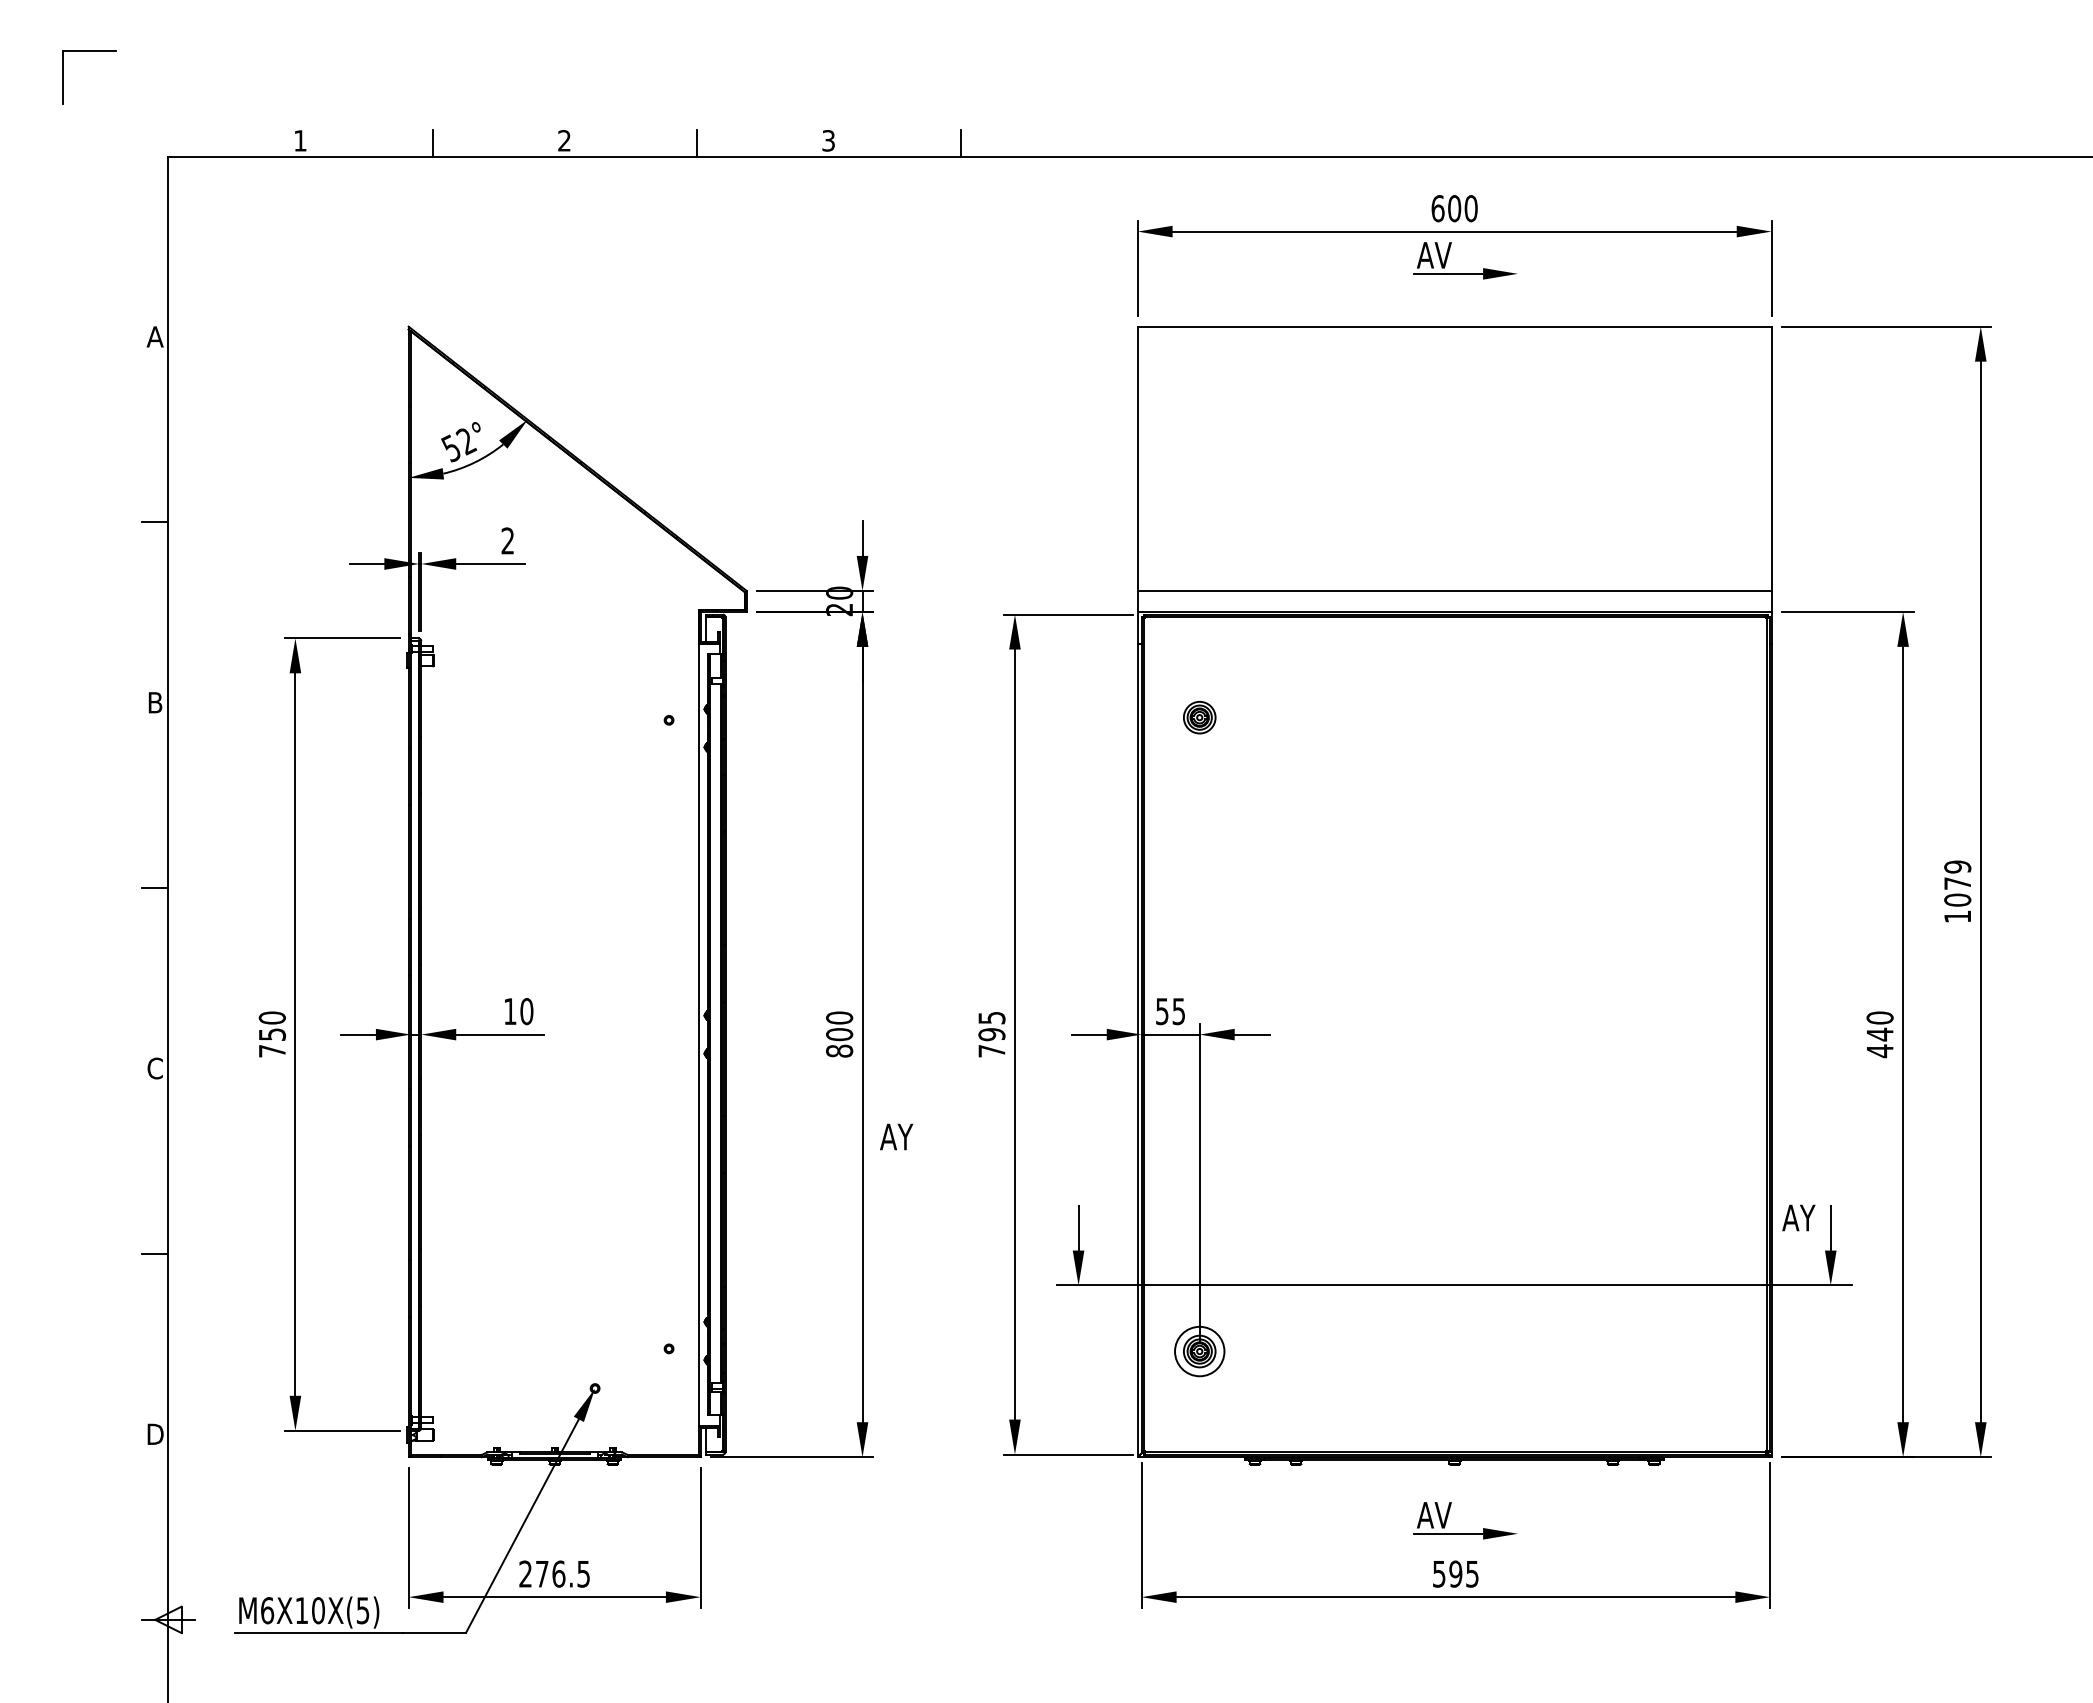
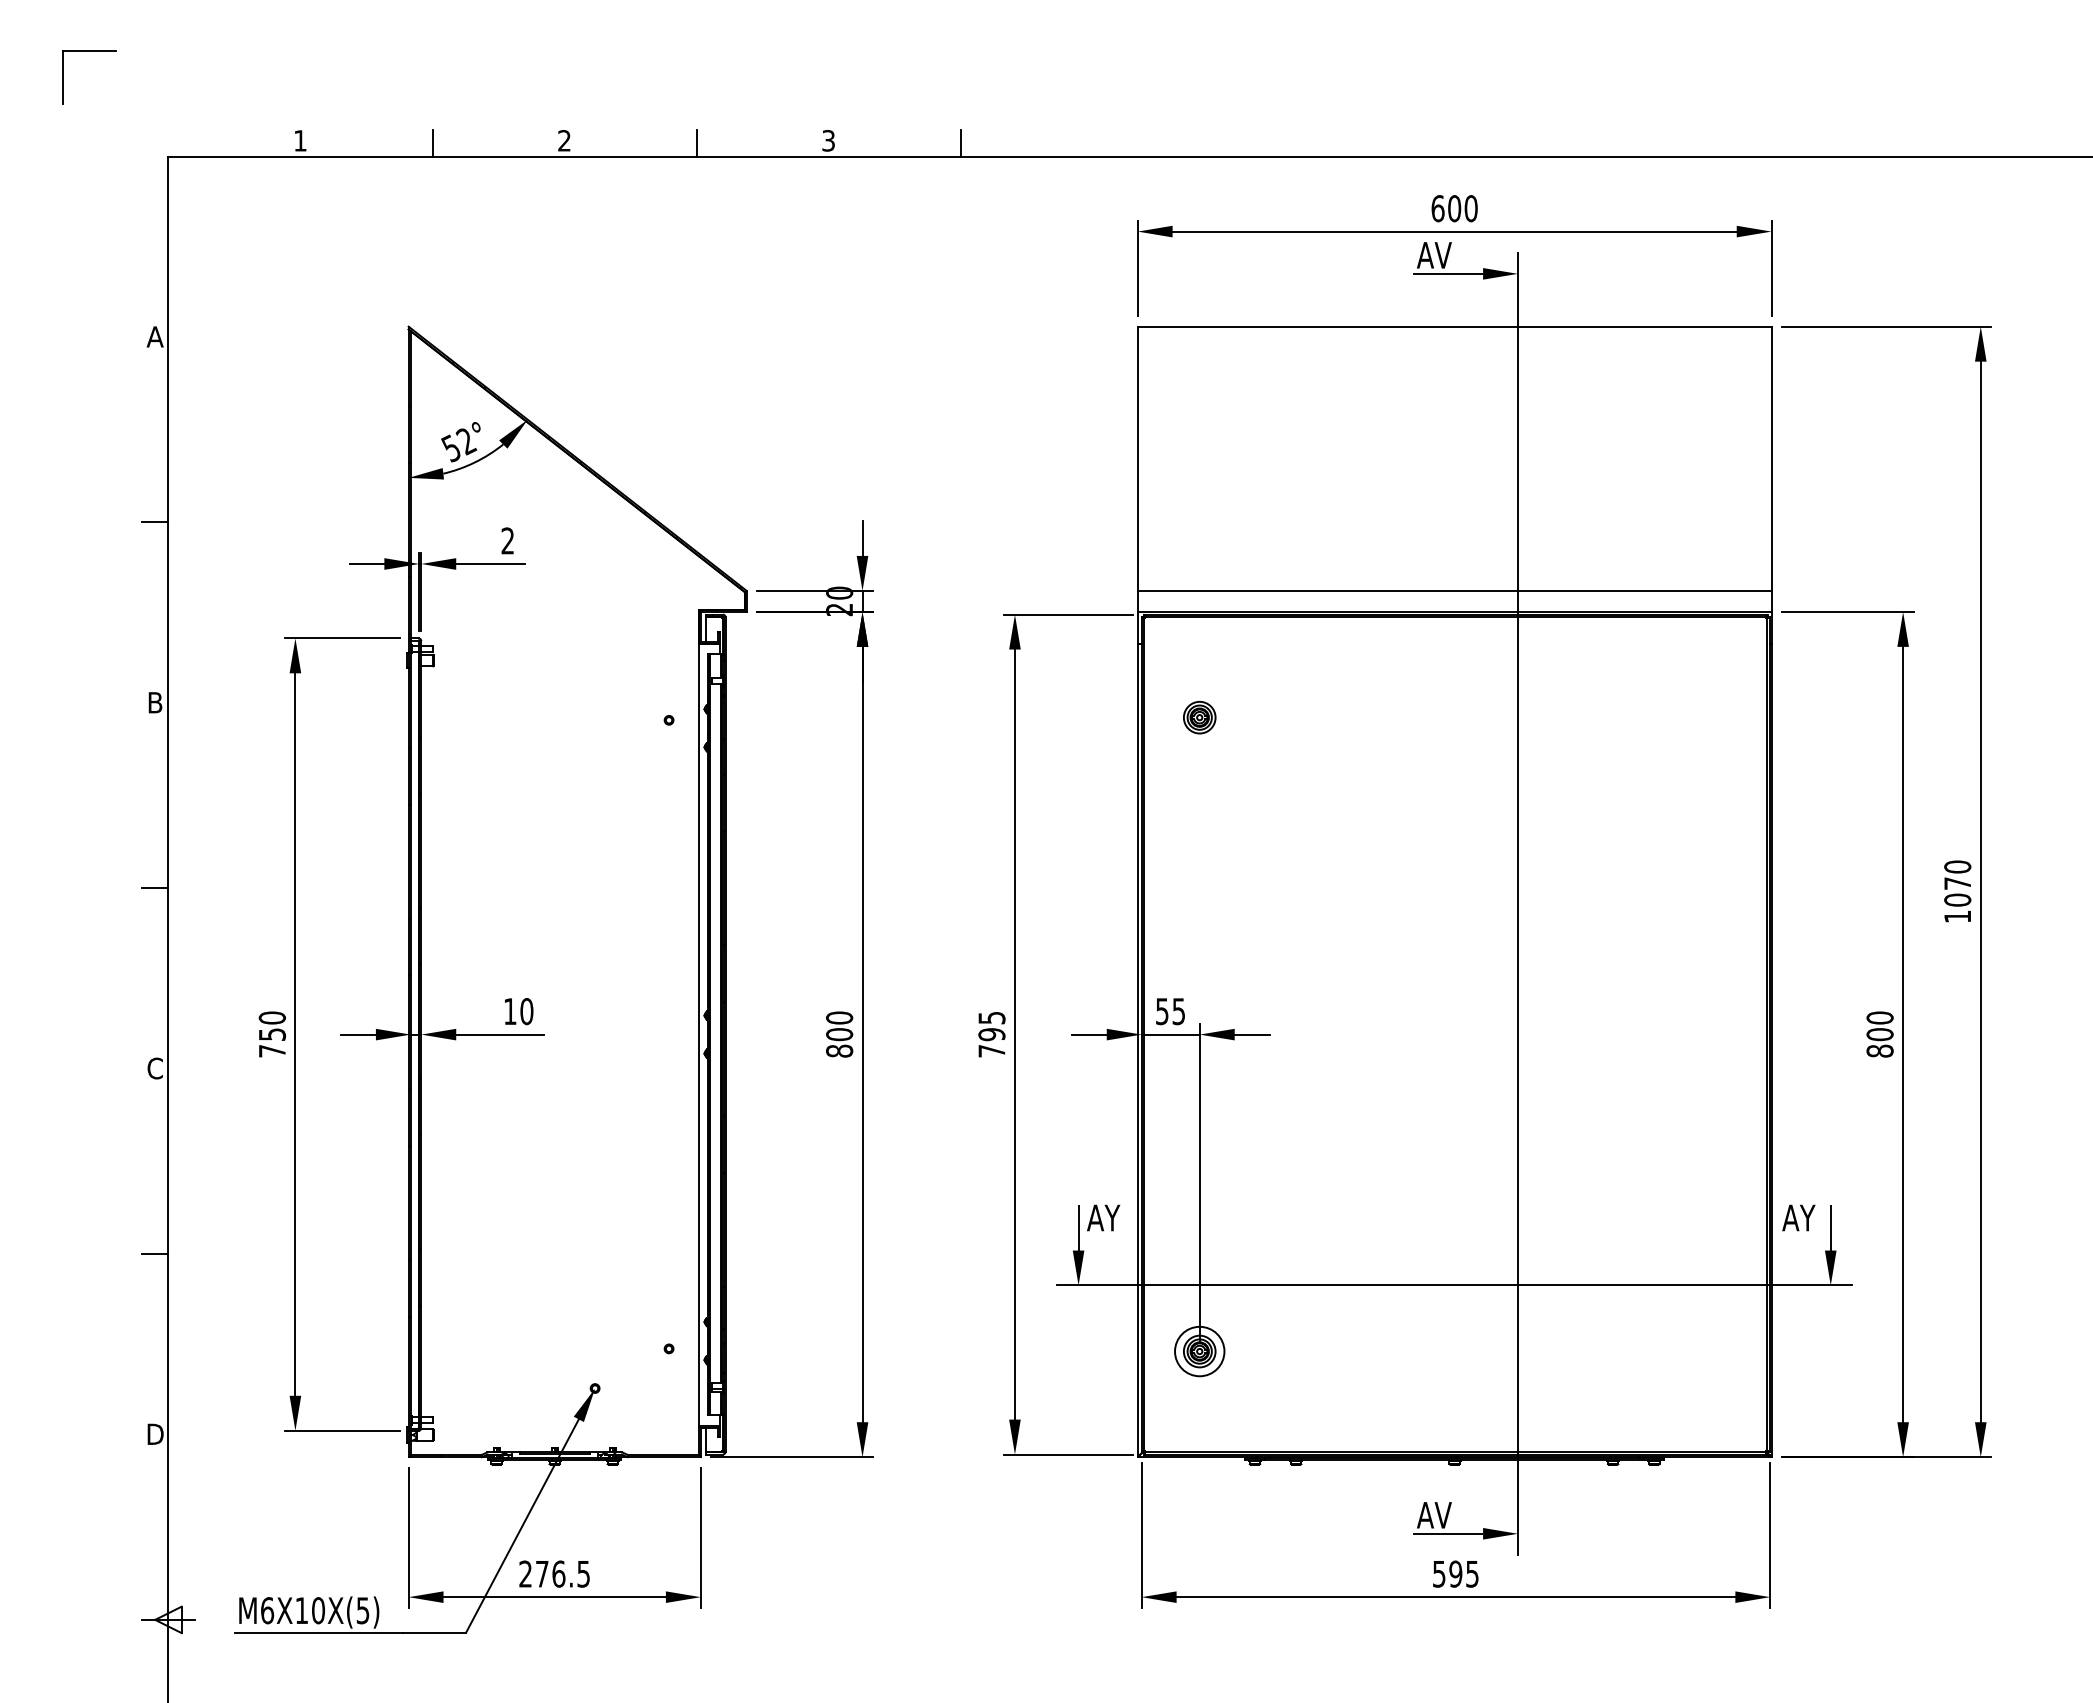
text: 1079 -> 1070 (1957, 866)
line: none -> present (1517, 903)
text: 440 -> 800 (1879, 1042)
text position: (896, 1136) -> (1103, 1217) (1103, 1217)
